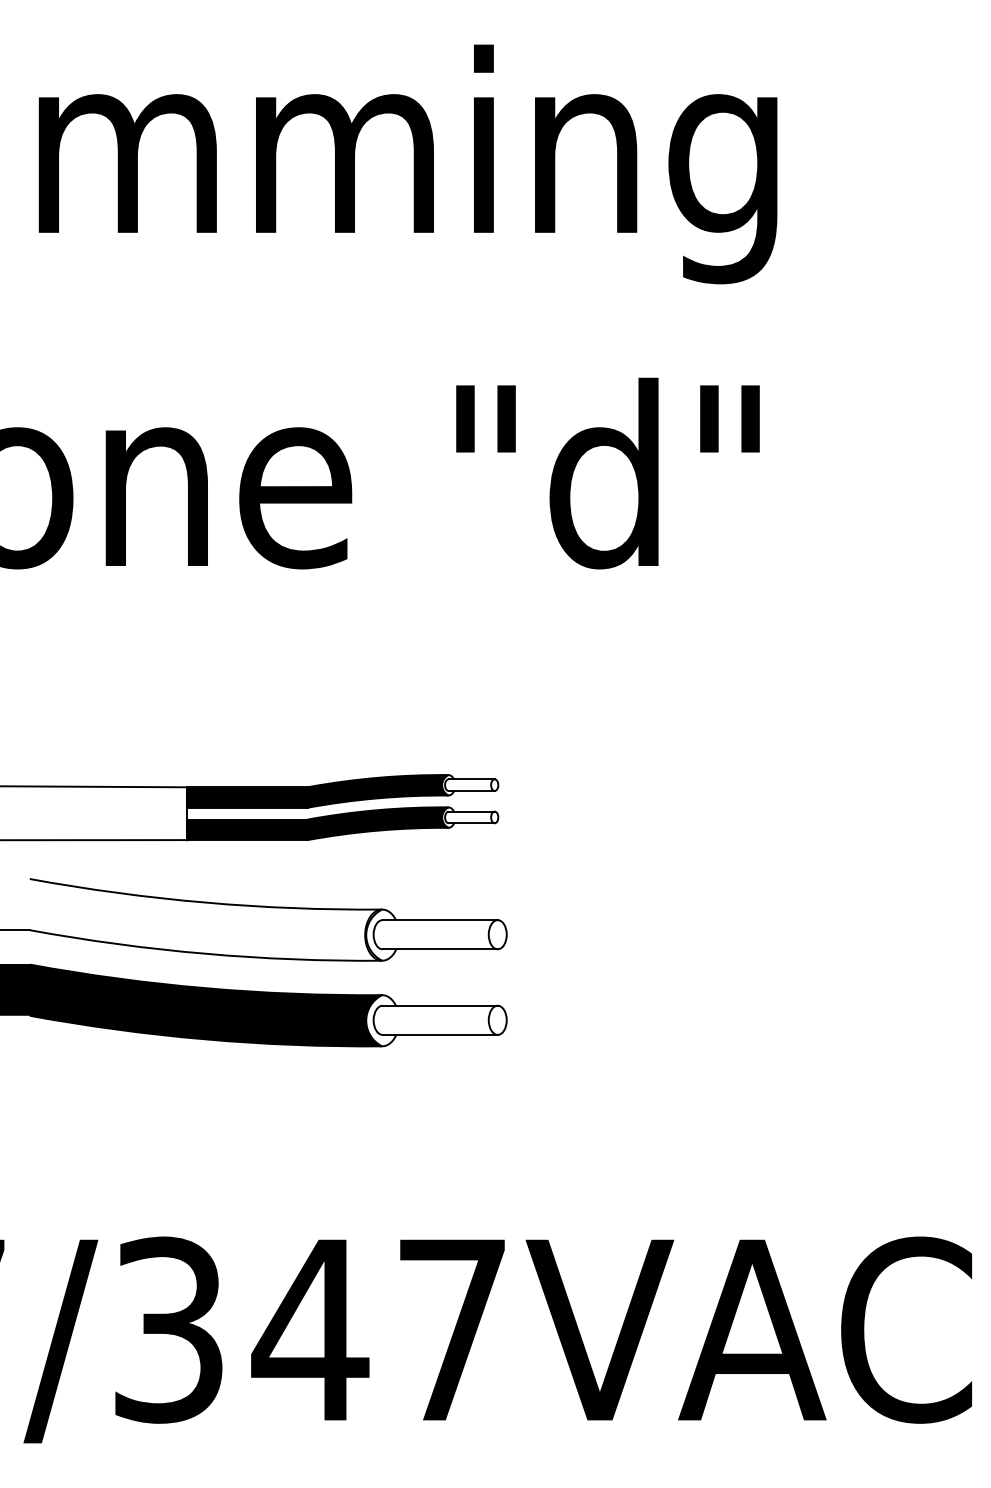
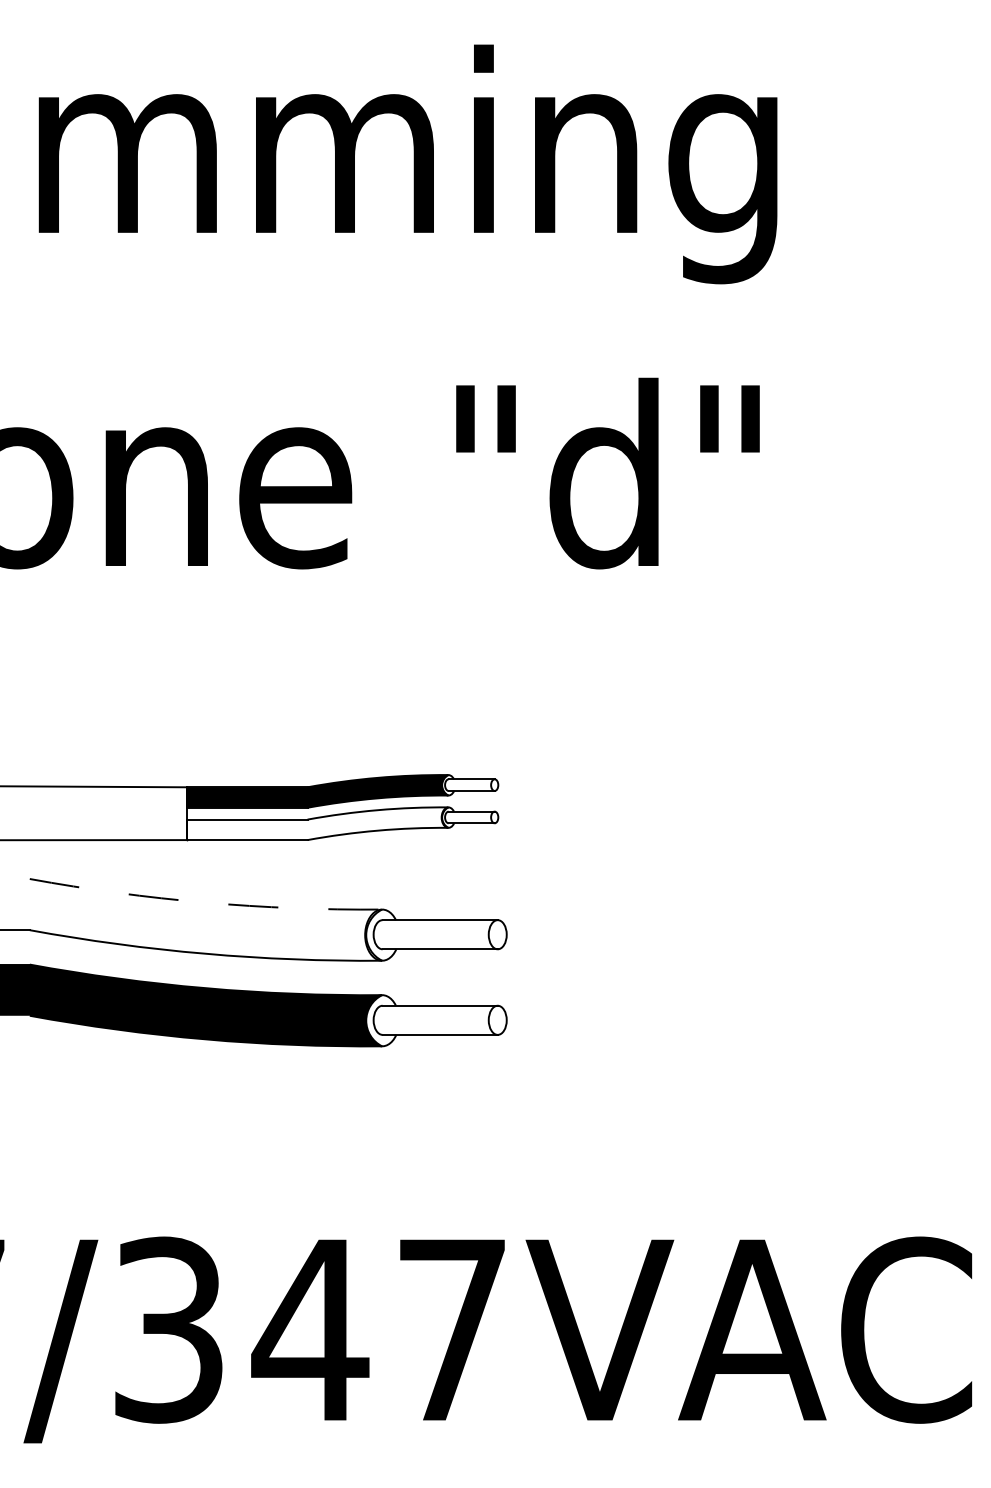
fill: present -> none (317, 823)
arc: solid -> dashed (205, 902)
